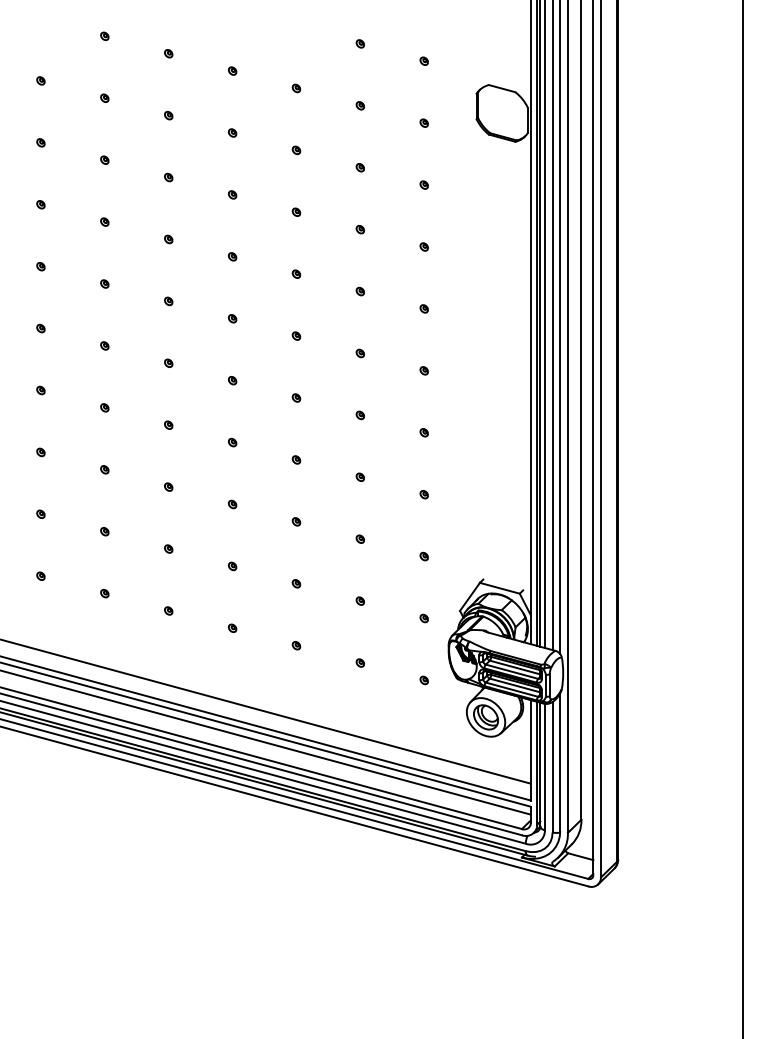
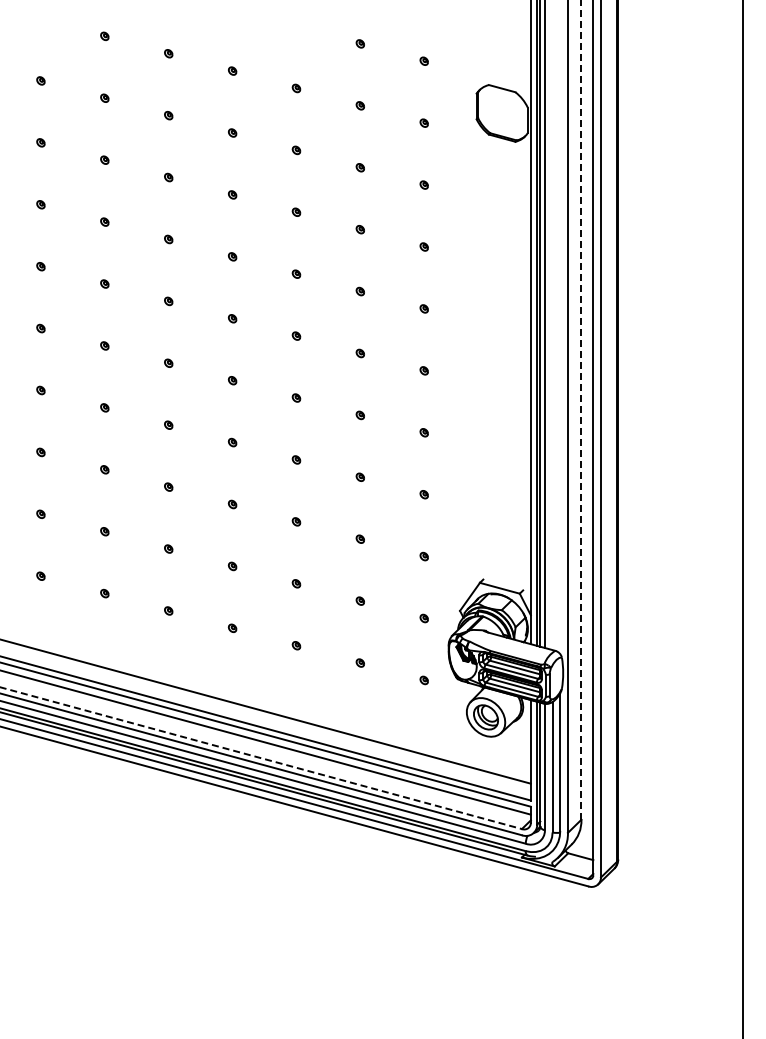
line: present -> none (552, 326)
line: present -> none (560, 328)
line: solid -> dashed (581, 409)
line: solid -> dashed (261, 758)
